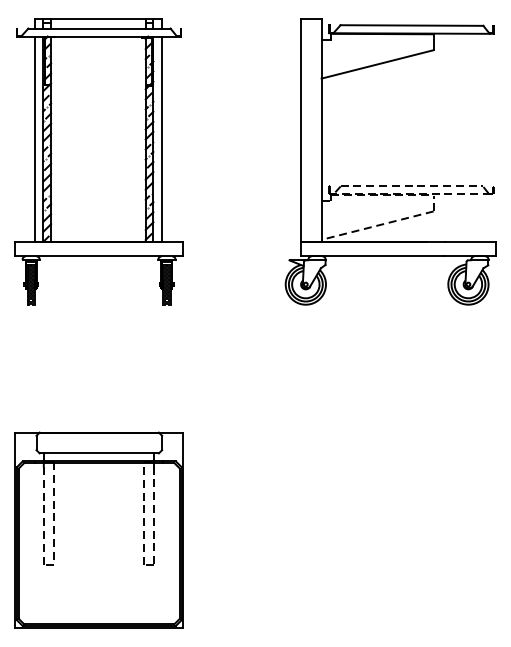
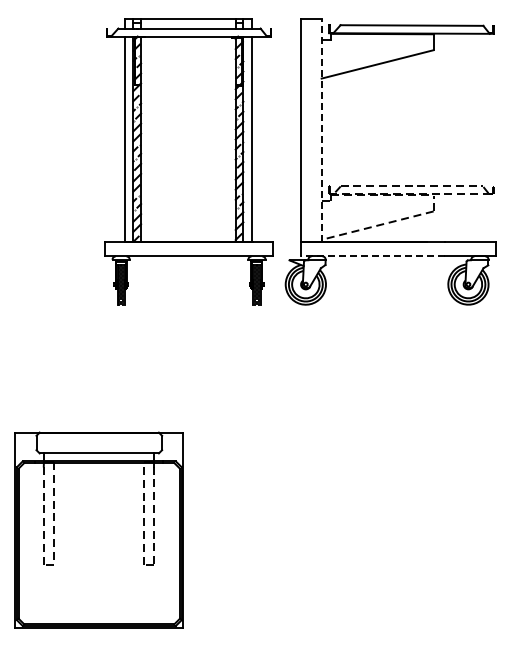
line: solid -> dashed (321, 129)
part position: (98, 161) -> (188, 161) (188, 161)
line: solid -> dashed (372, 255)
